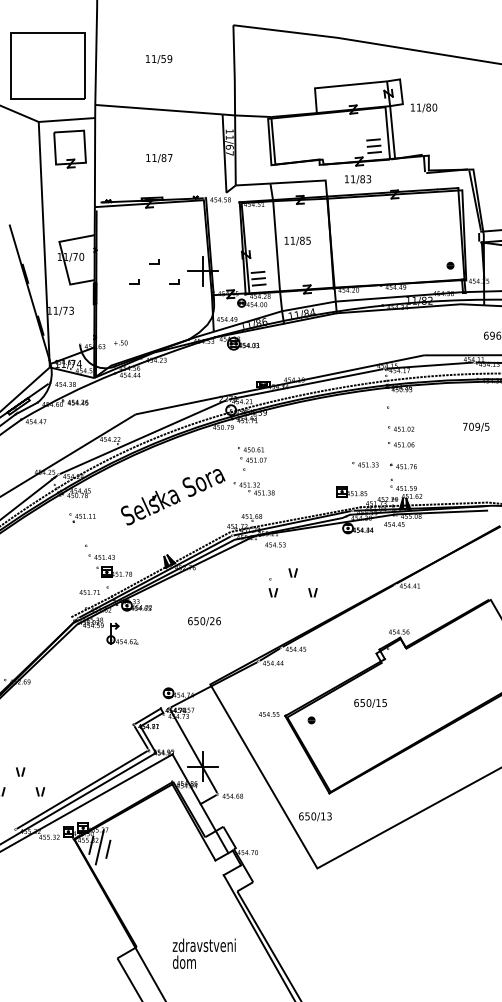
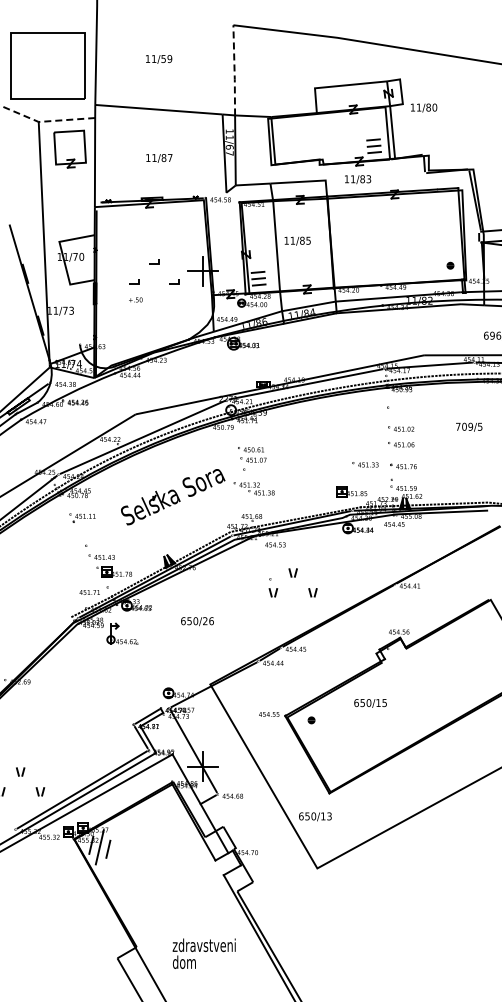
line: solid -> dashed (234, 70)
line: solid -> dashed (45, 121)
text position: (120, 342) -> (135, 299) (135, 299)
text position: (476, 426) -> (469, 426) (469, 426)
text position: (204, 621) -> (197, 621) (197, 621)
